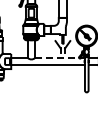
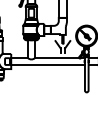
line: dashed -> solid (57, 57)
